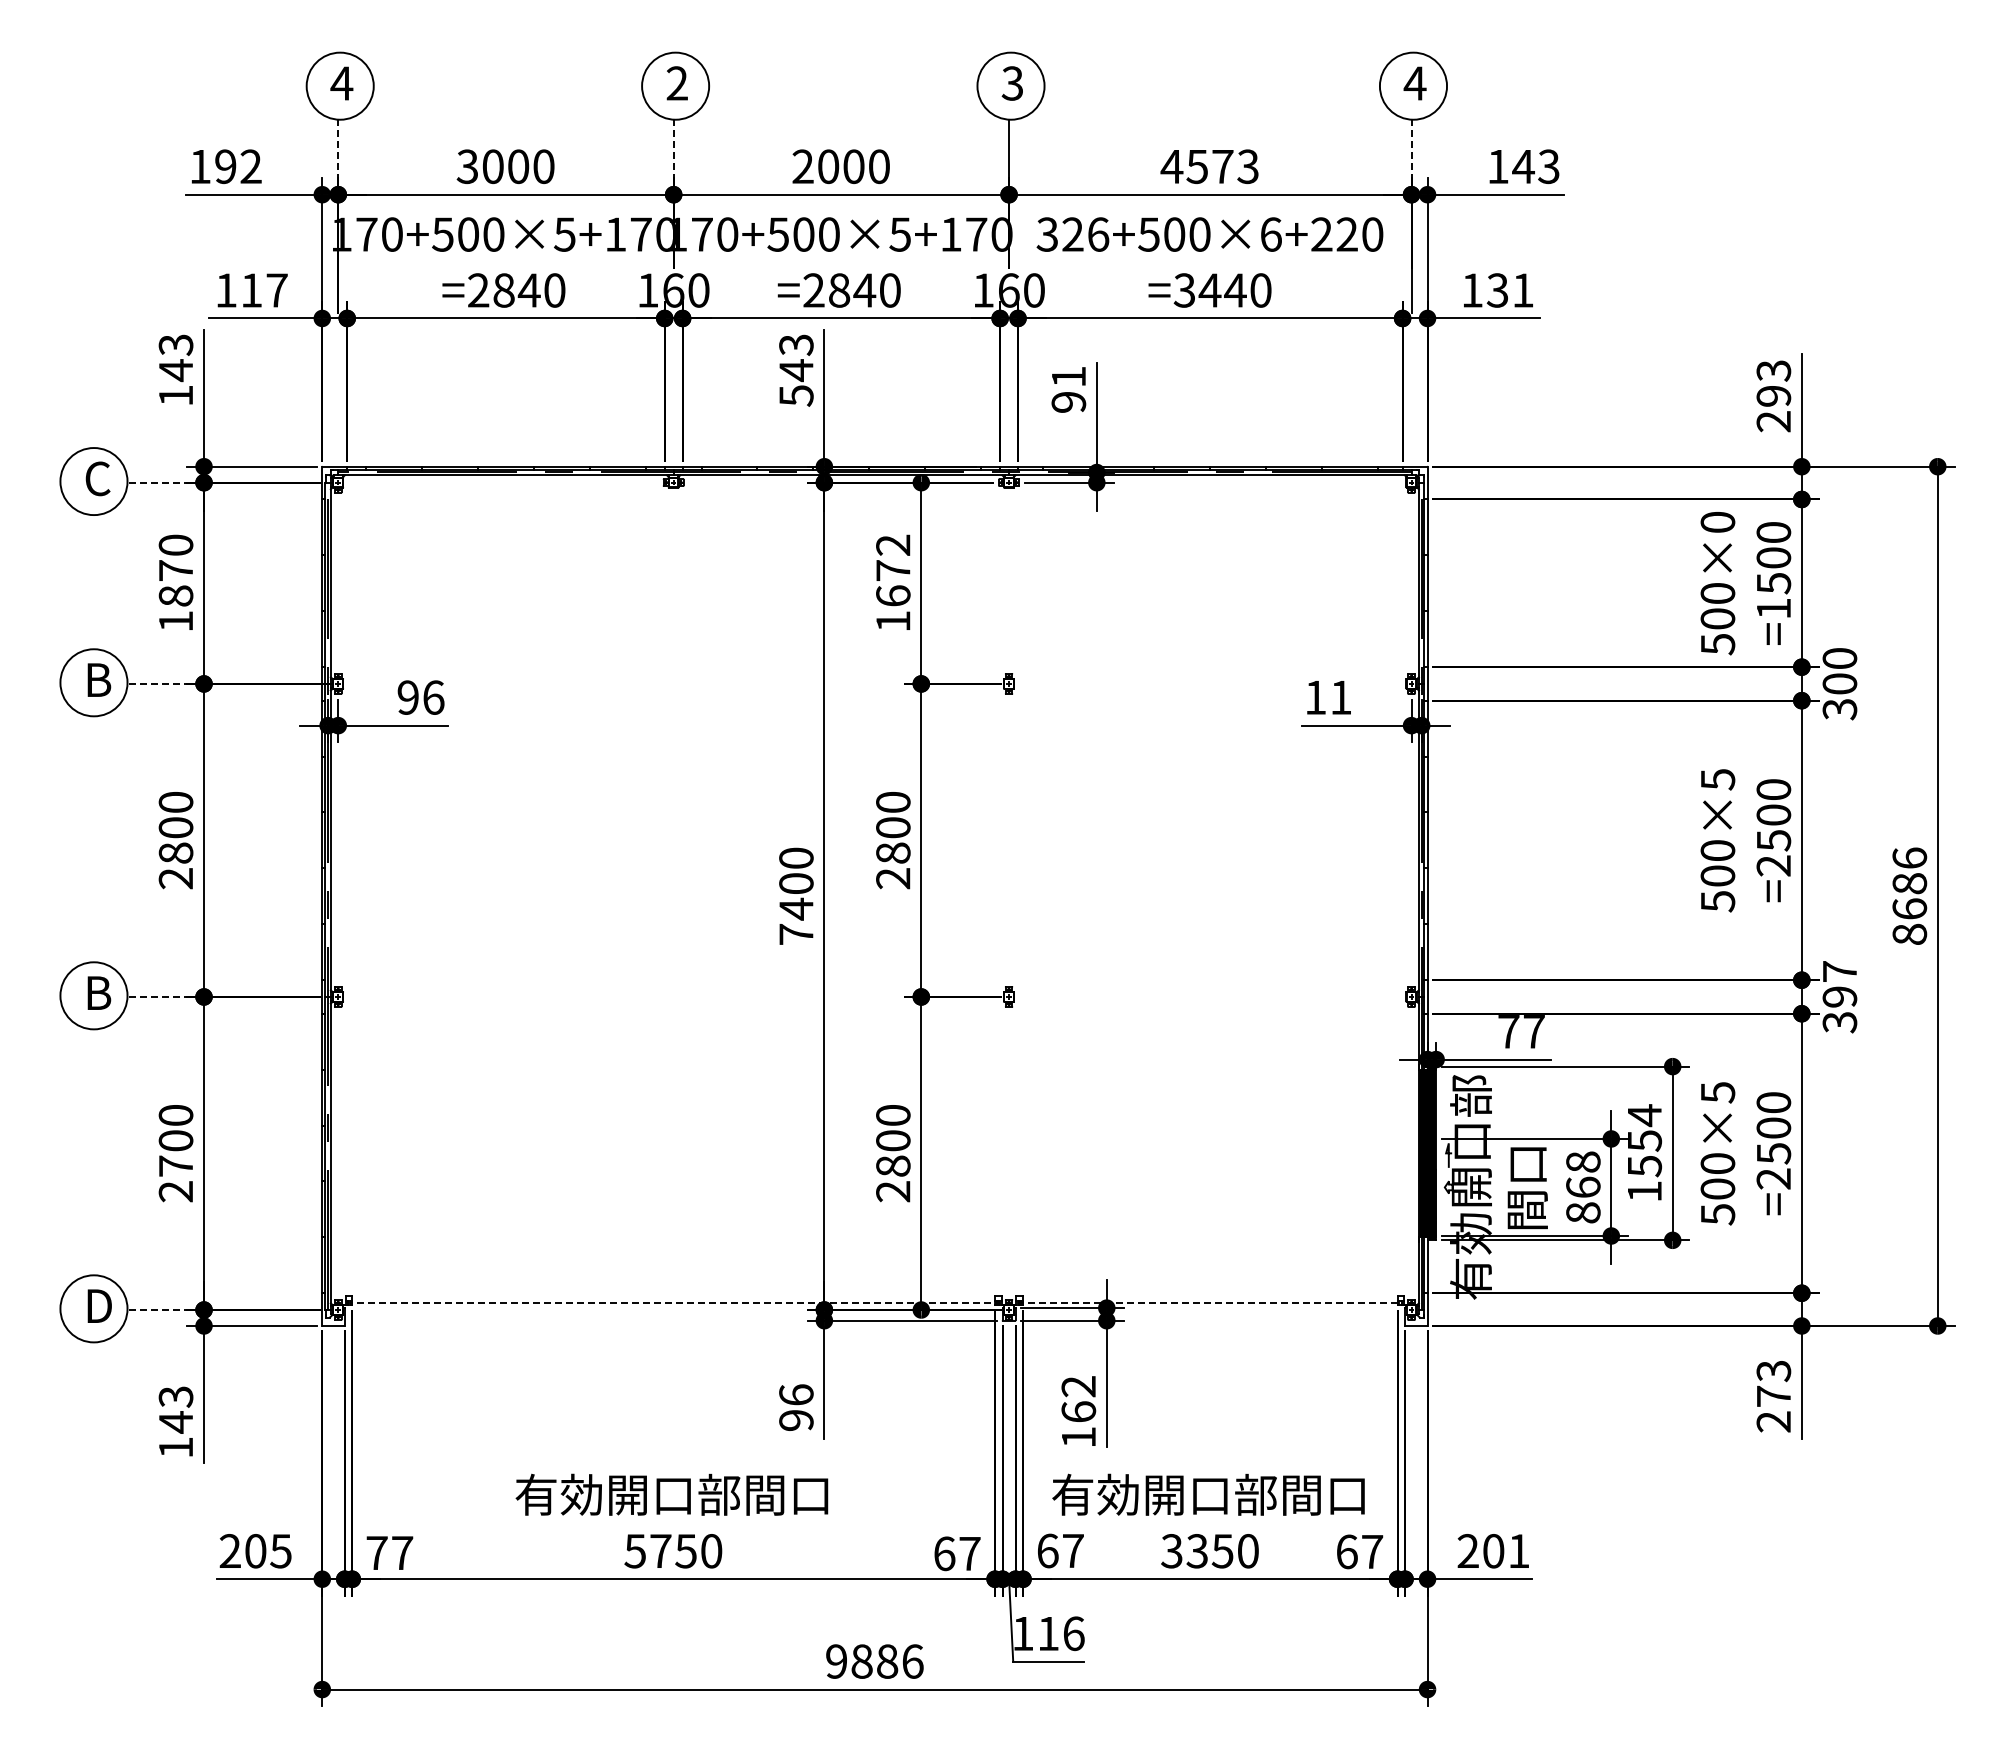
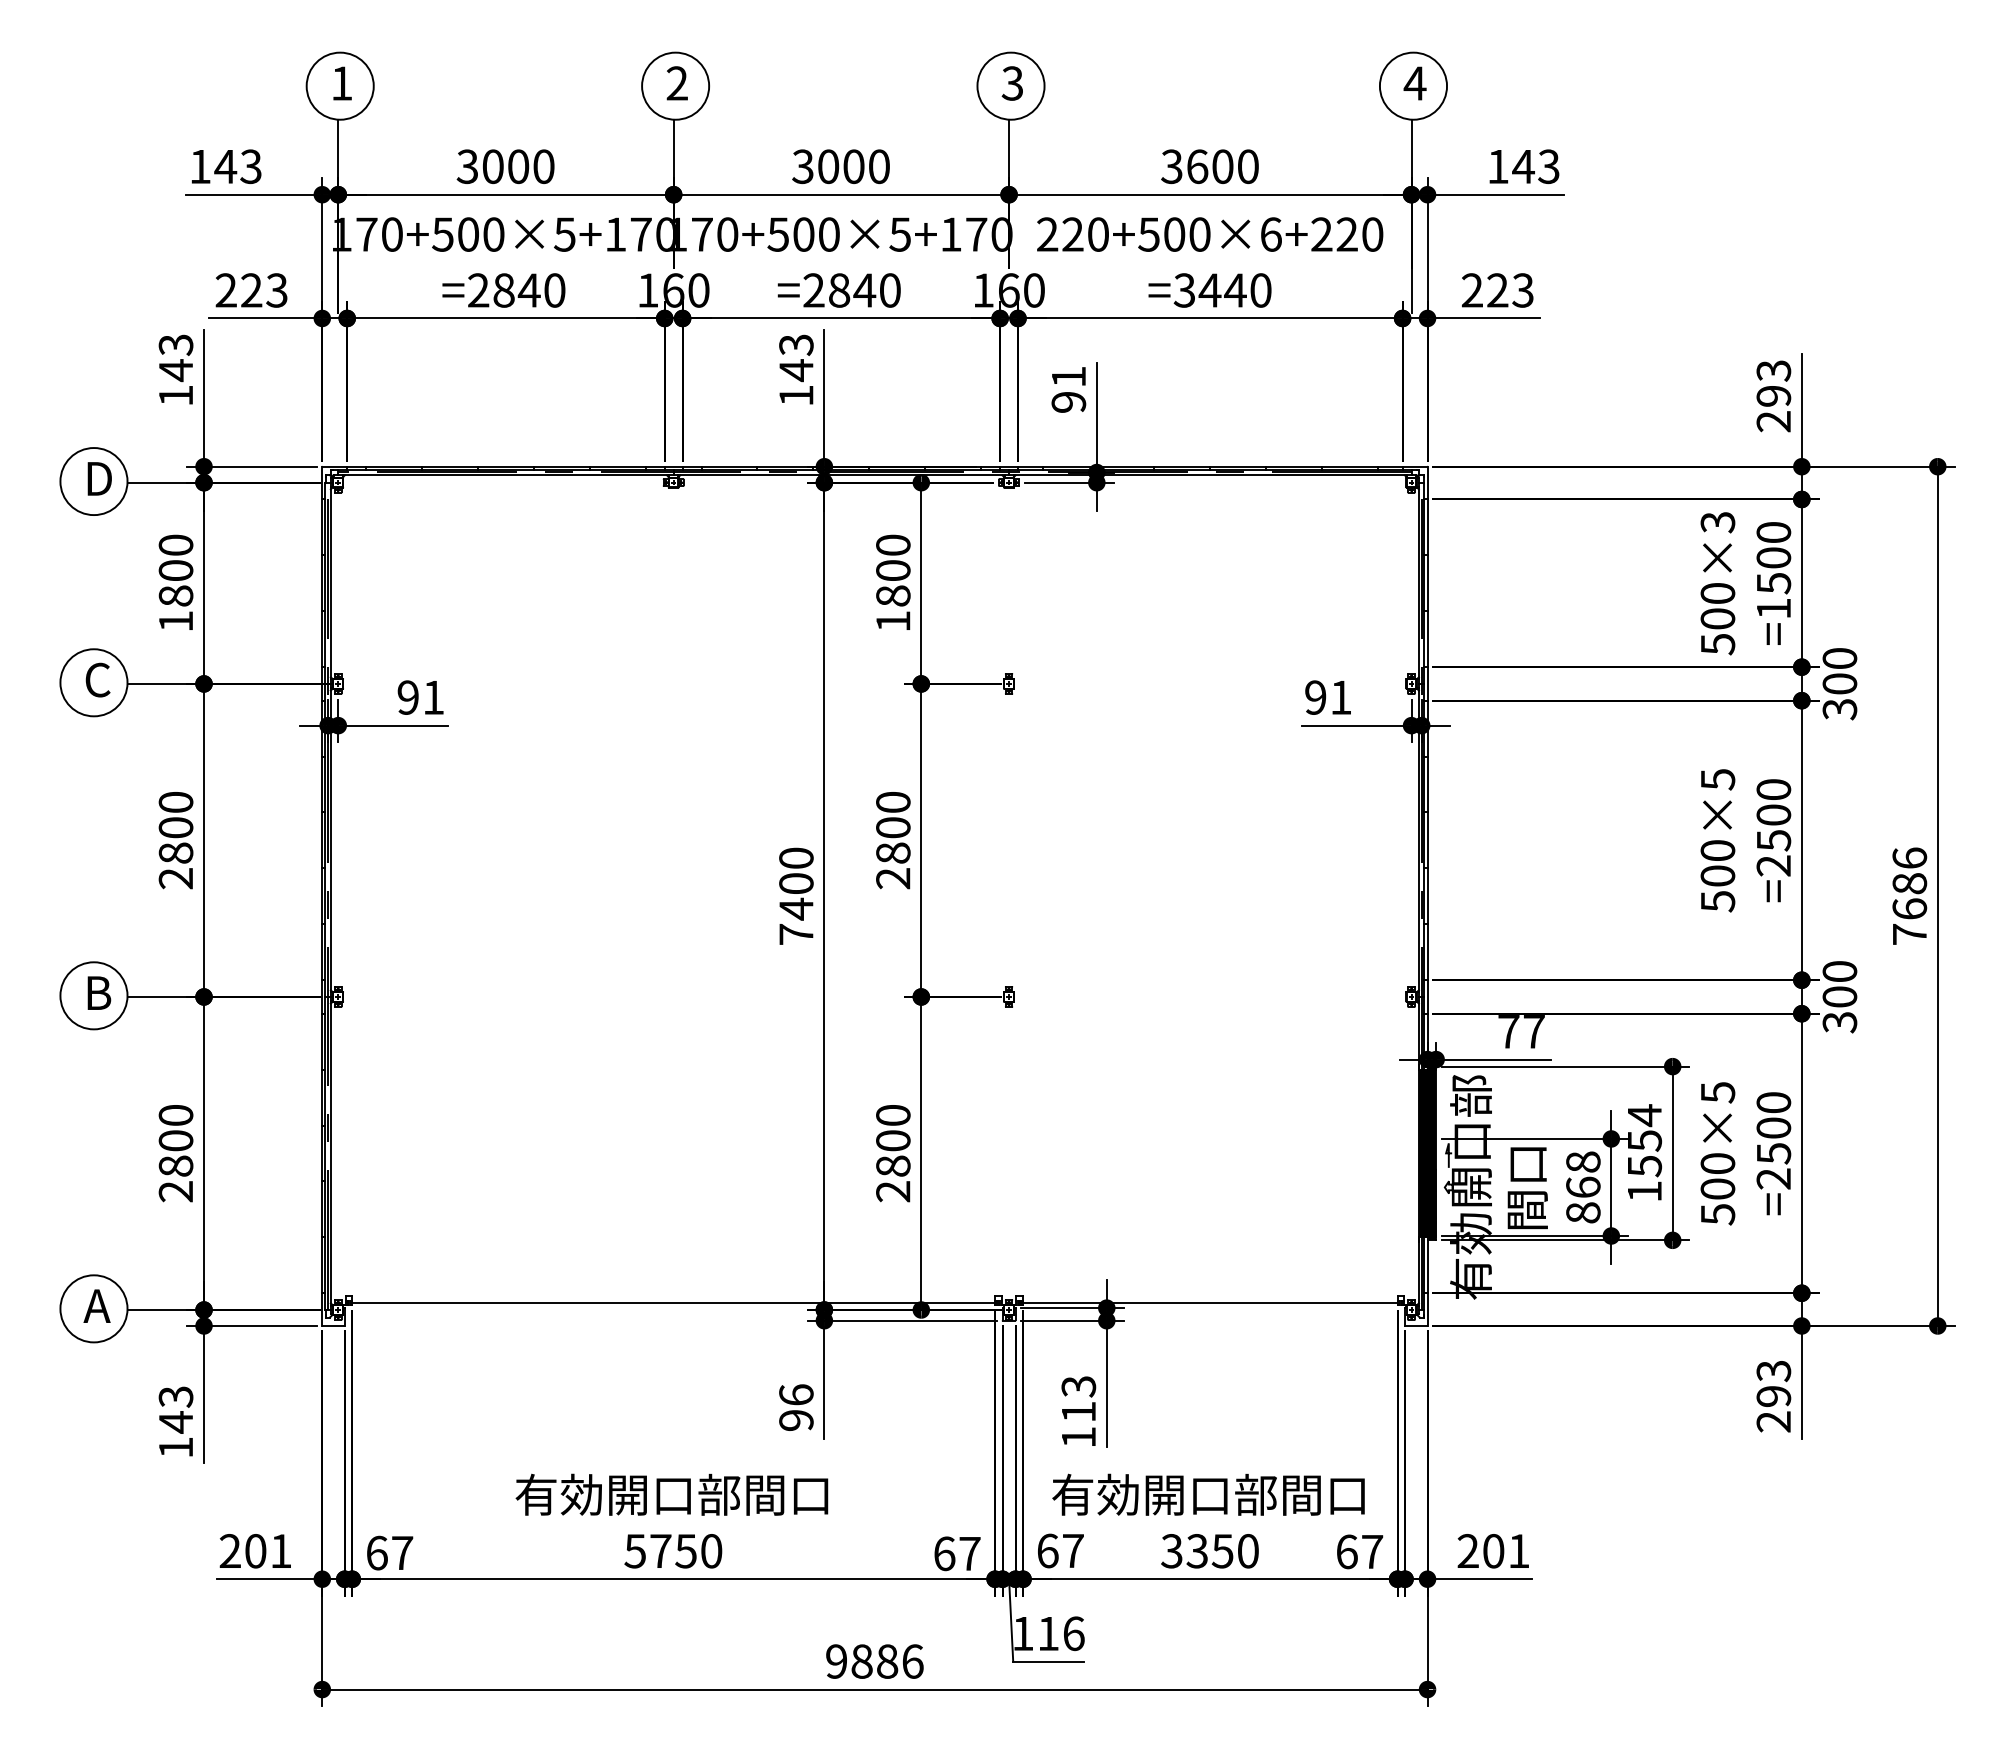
text: 4 -> 1 (341, 83)
line: dashed -> solid (338, 150)
line: dashed -> solid (673, 150)
line: dashed -> solid (1411, 150)
text: 192 -> 143 (237, 166)
text: 2000 -> 3000 (802, 166)
text: 4573 -> 3600 (1209, 166)
text: 326+500×6+220 -> 220+500×6+220 (1072, 234)
text: 117 -> 223 (251, 290)
text: 131 -> 223 (1497, 290)
text: 543 -> 143 (796, 395)
text: C -> D (98, 478)
line: dashed -> solid (159, 482)
text: 500×0 -> 500×3 (1717, 522)
text: 1870 -> 1800 (175, 570)
text: 1672 -> 1800 (893, 570)
text: B -> C (98, 679)
line: dashed -> solid (159, 683)
text: 96 -> 91 (433, 697)
text: 11 -> 91 (1315, 697)
text: 8686 -> 7686 (1909, 933)
text: 397 -> 300 (1839, 984)
line: dashed -> solid (159, 996)
text: 2700 -> 2800 (175, 1165)
line: dashed -> solid (674, 1303)
line: dashed -> solid (1210, 1303)
text: D -> A (97, 1305)
line: dashed -> solid (159, 1309)
text: 273 -> 293 (1773, 1396)
text: 162 -> 113 (1078, 1398)
text: 205 -> 201 (280, 1551)
text: 77 -> 67 (376, 1552)
